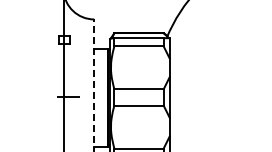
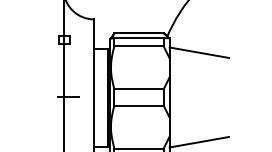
line: none -> present (198, 52)
line: dashed -> solid (94, 85)
line: none -> present (198, 142)
